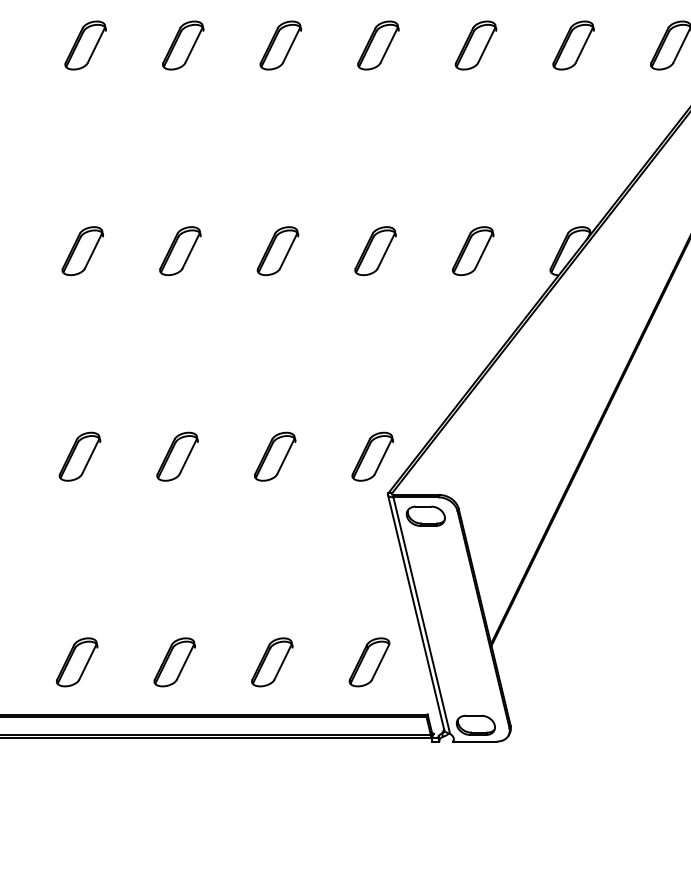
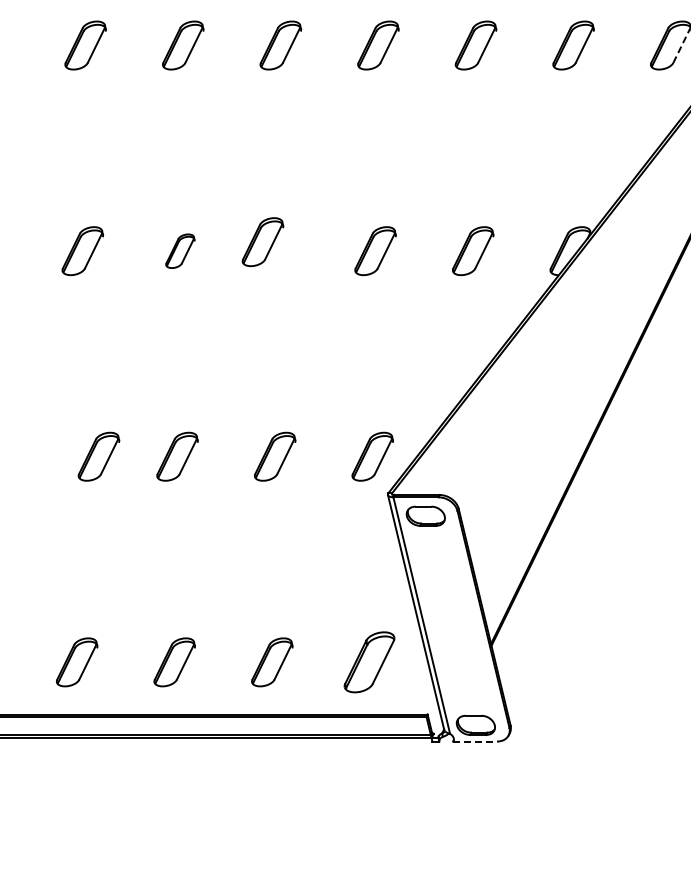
line: solid -> dashed (682, 45)
part size: 43x51 px -> 31x36 px (180, 250)
part position: (277, 251) -> (262, 242) (262, 242)
part position: (79, 456) -> (98, 456) (98, 456)
part size: 43x51 px -> 53x63 px (369, 662)
line: solid -> dashed (475, 741)
